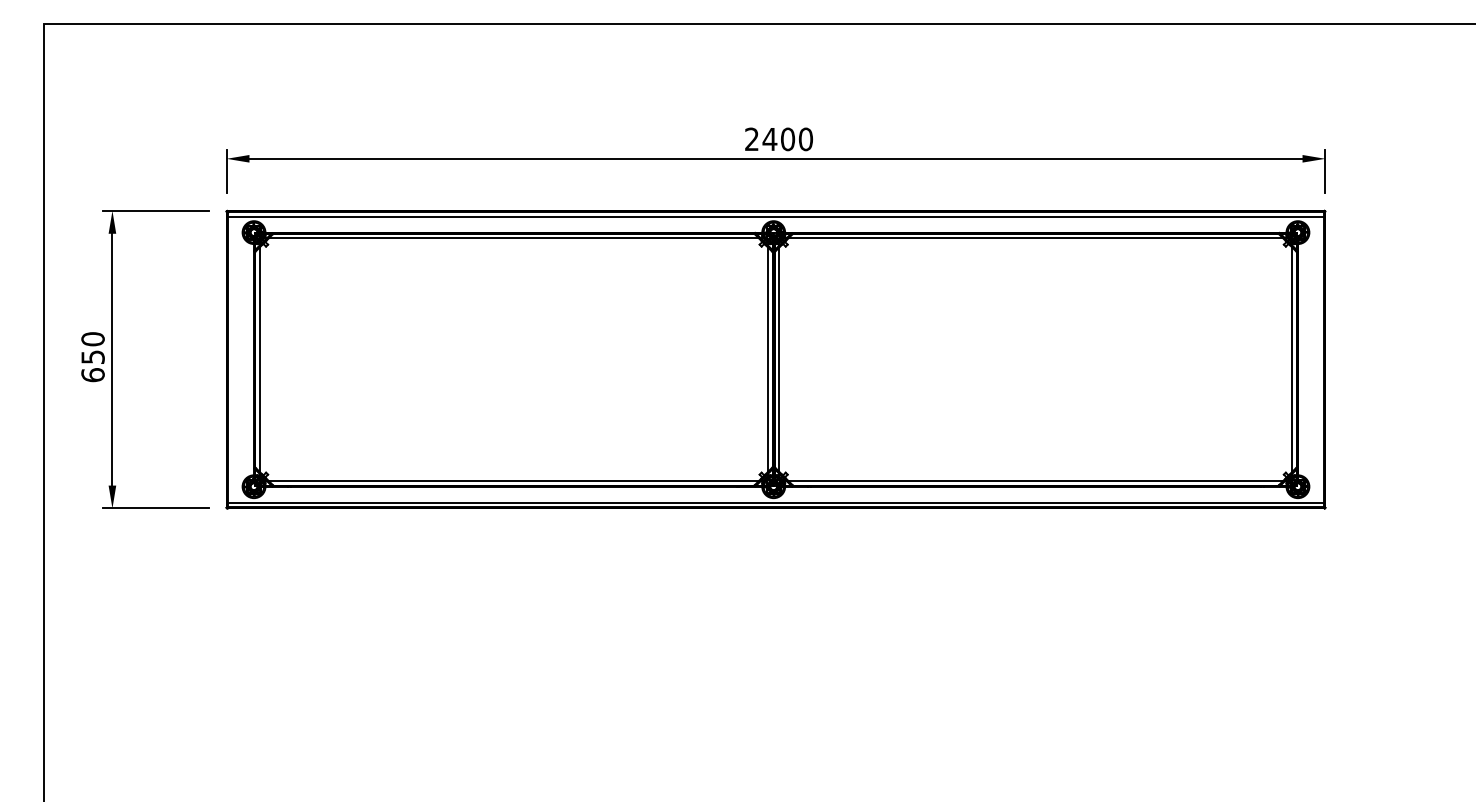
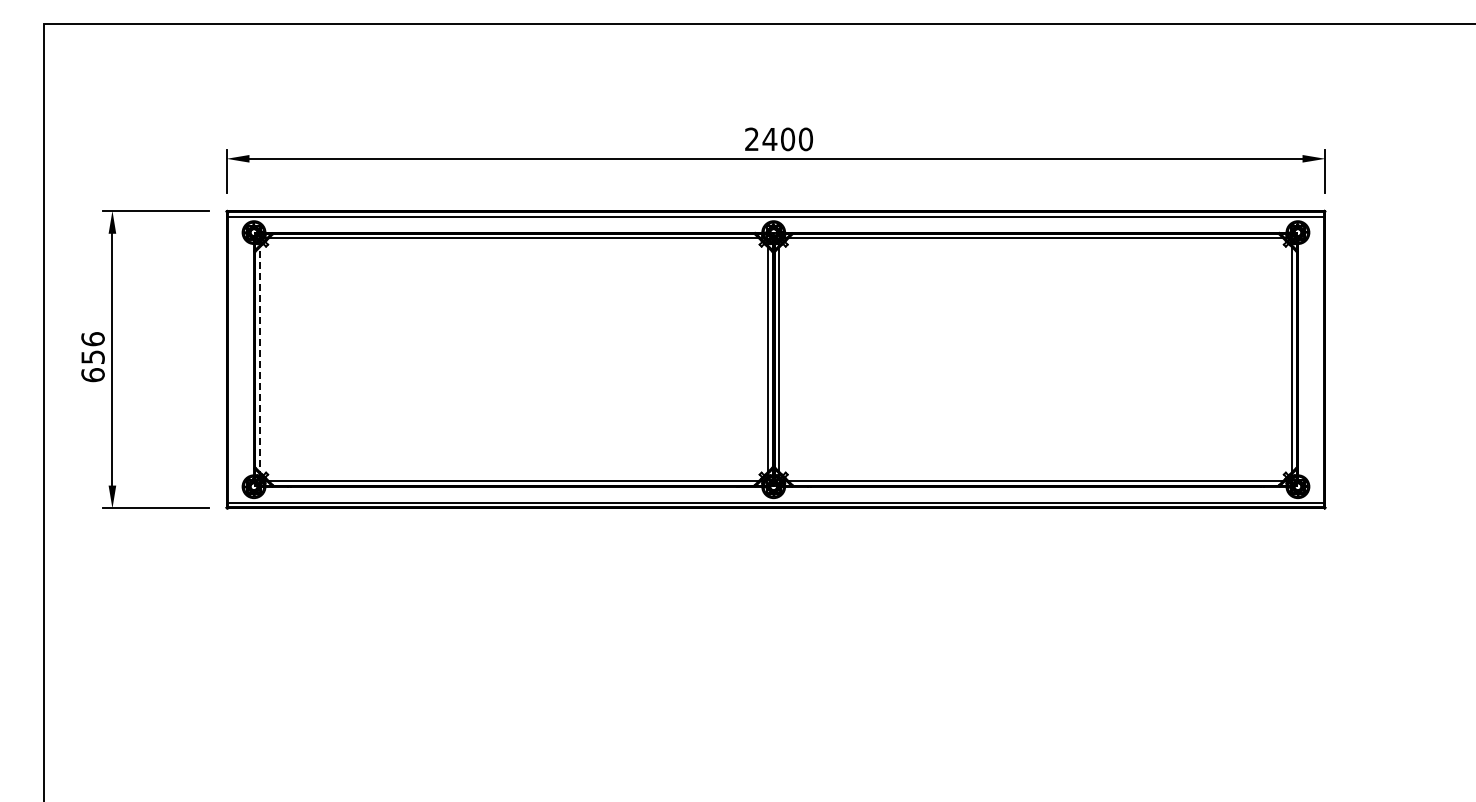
text: 650 -> 656 (92, 339)
line: solid -> dashed (259, 359)
